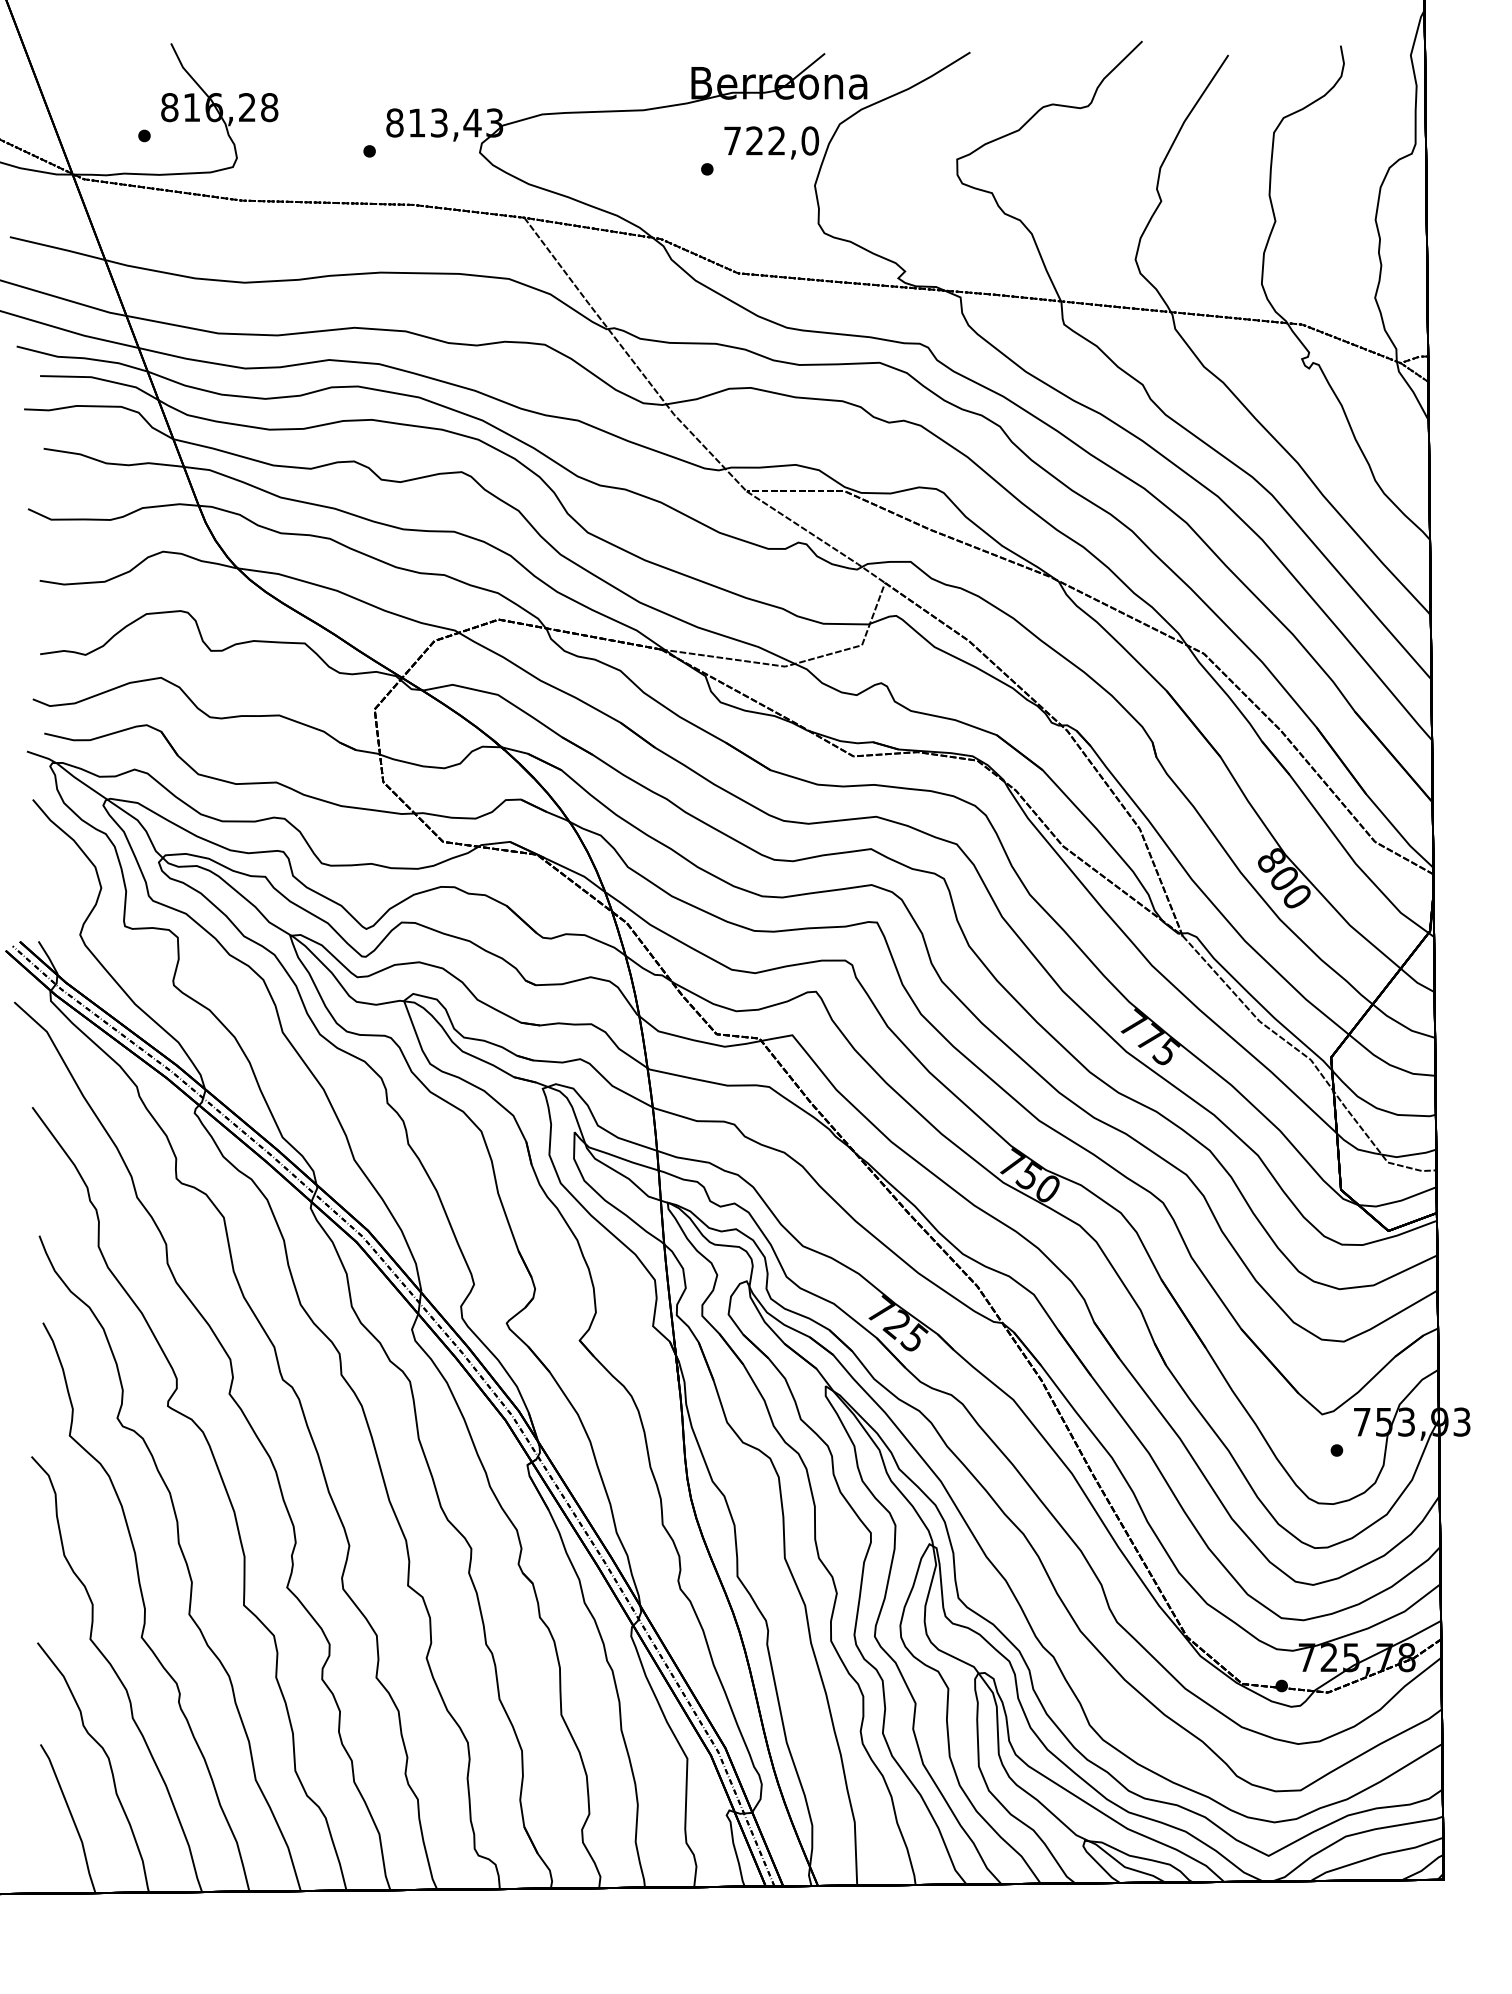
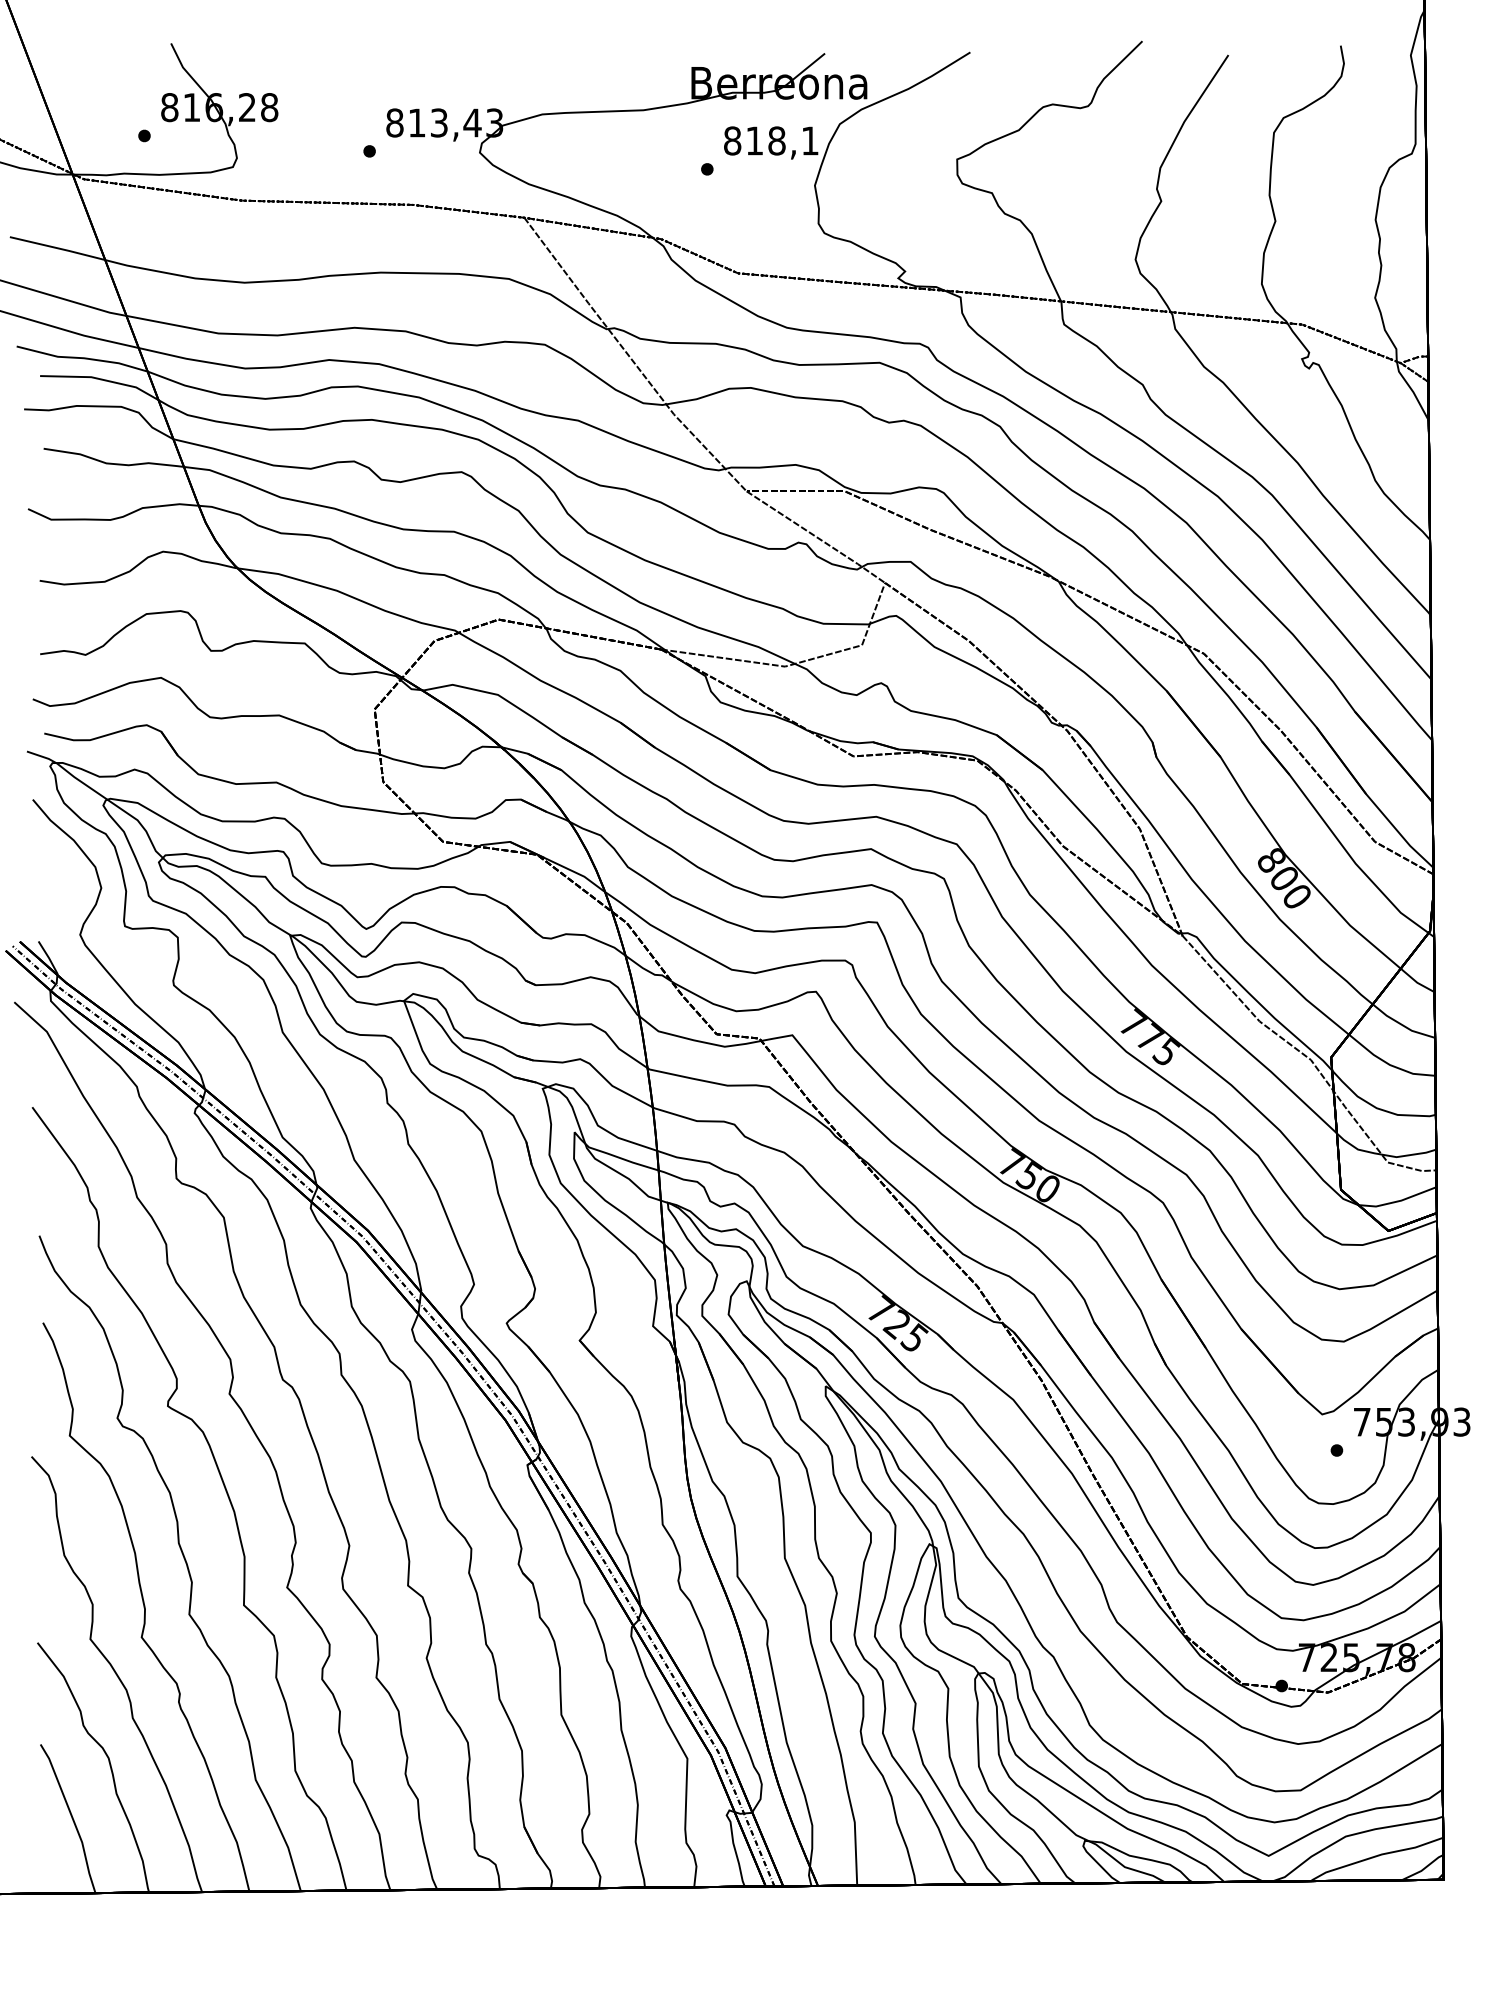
text: 722,0 -> 818,1 (771, 140)
